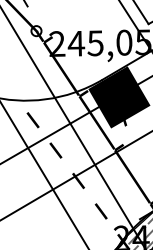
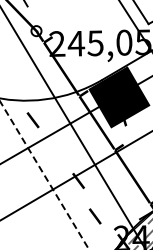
fill: present -> none (55, 150)
line: solid -> dashed (44, 175)
line position: (100, 211) -> (94, 216) (94, 216)
